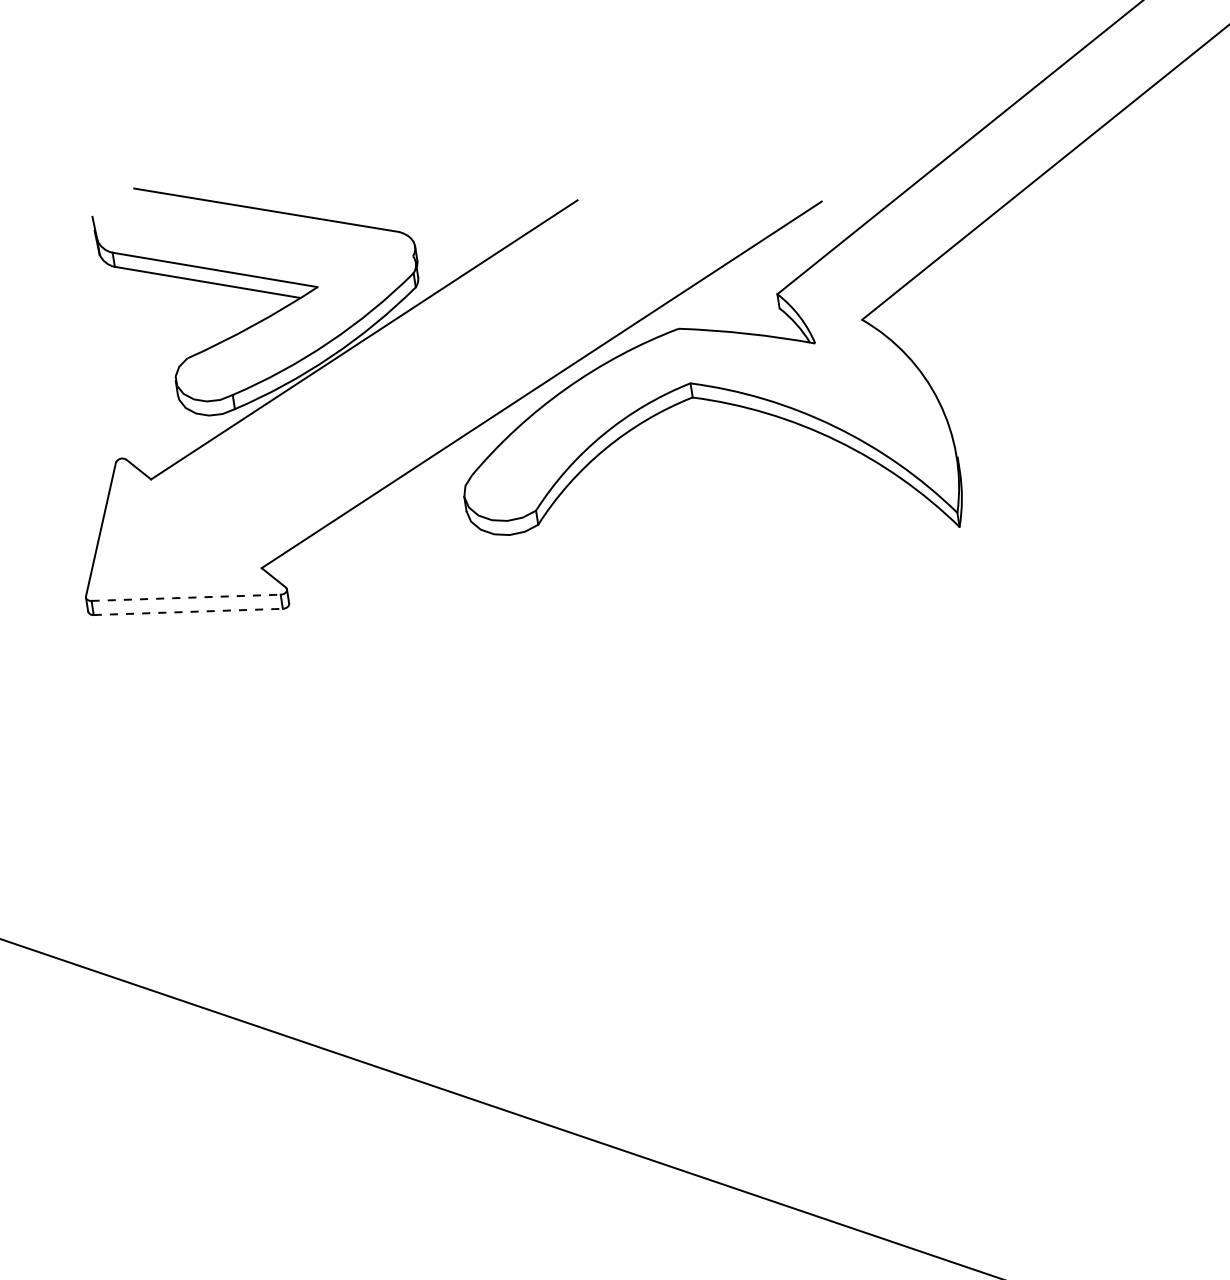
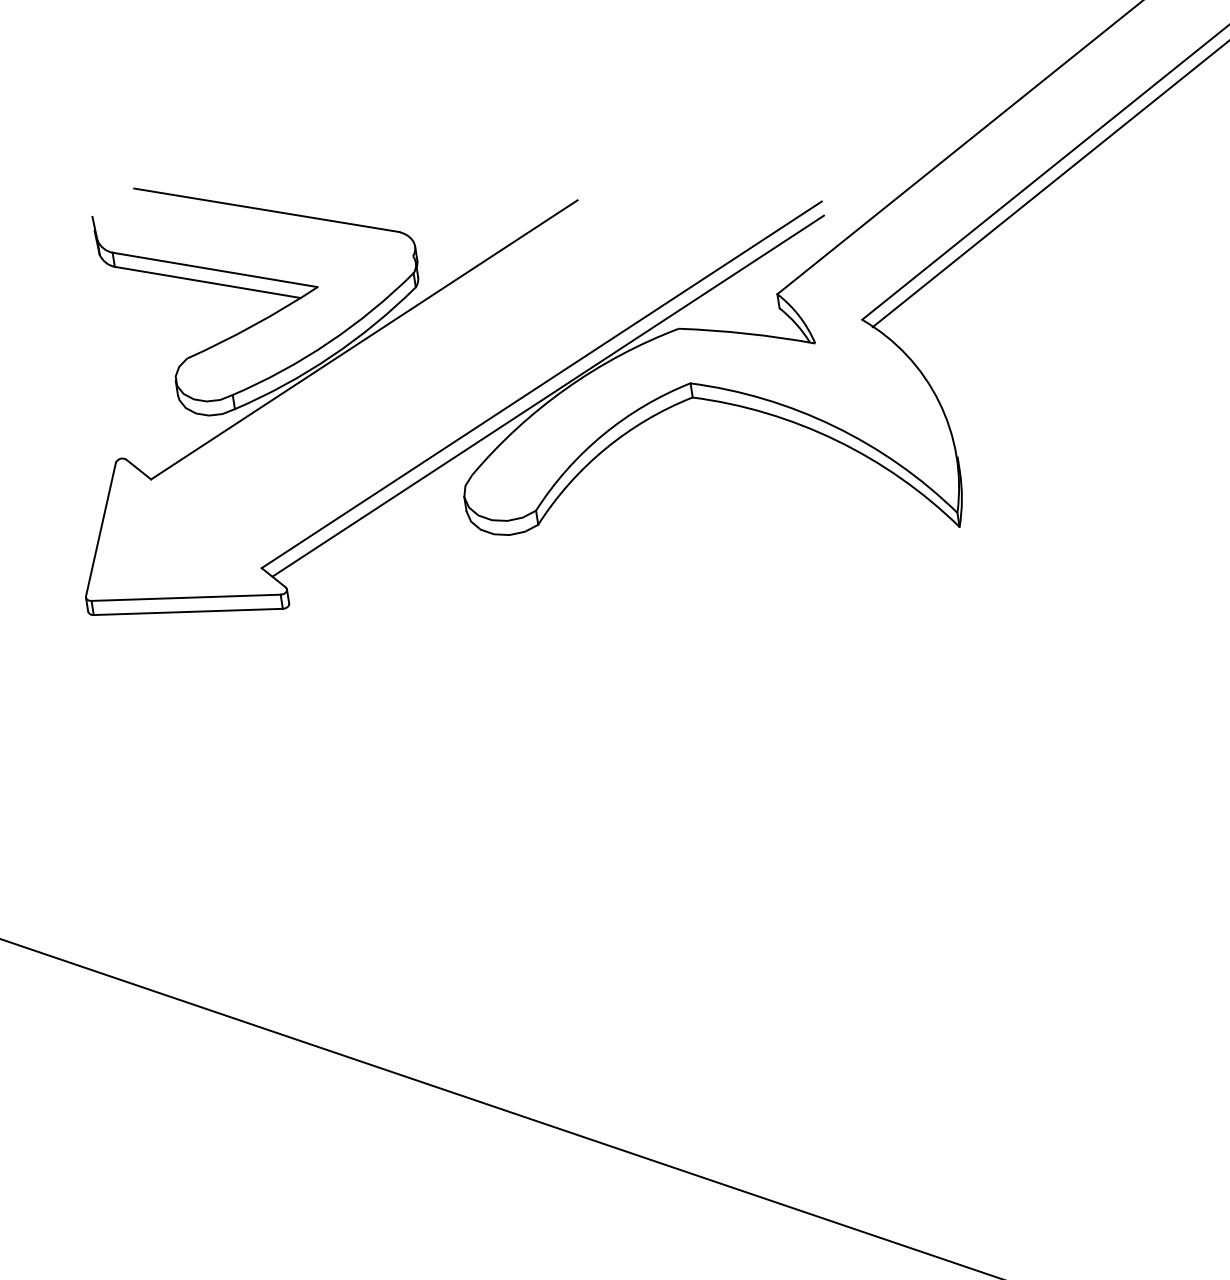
line: none -> present (1049, 184)
line: none -> present (547, 395)
line: dashed -> solid (186, 597)
line: dashed -> solid (188, 611)
